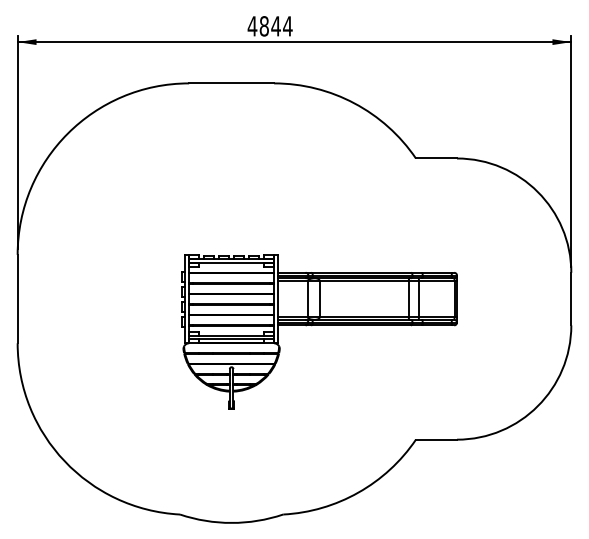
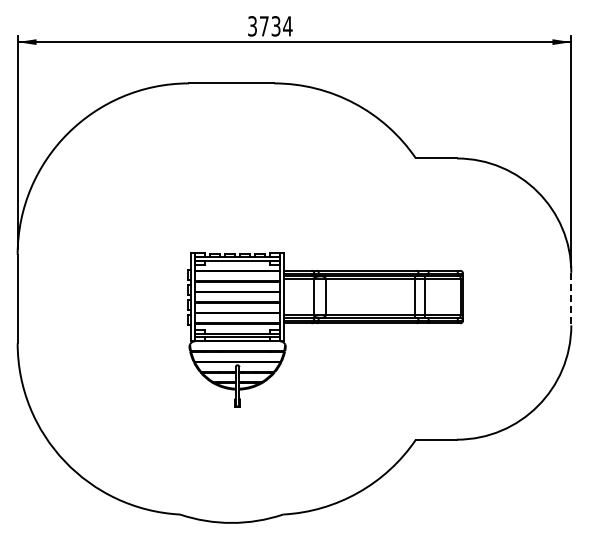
text: 4844 -> 3734 (263, 26)
line: solid -> dashed (571, 299)
part position: (319, 331) -> (325, 329) (325, 329)
